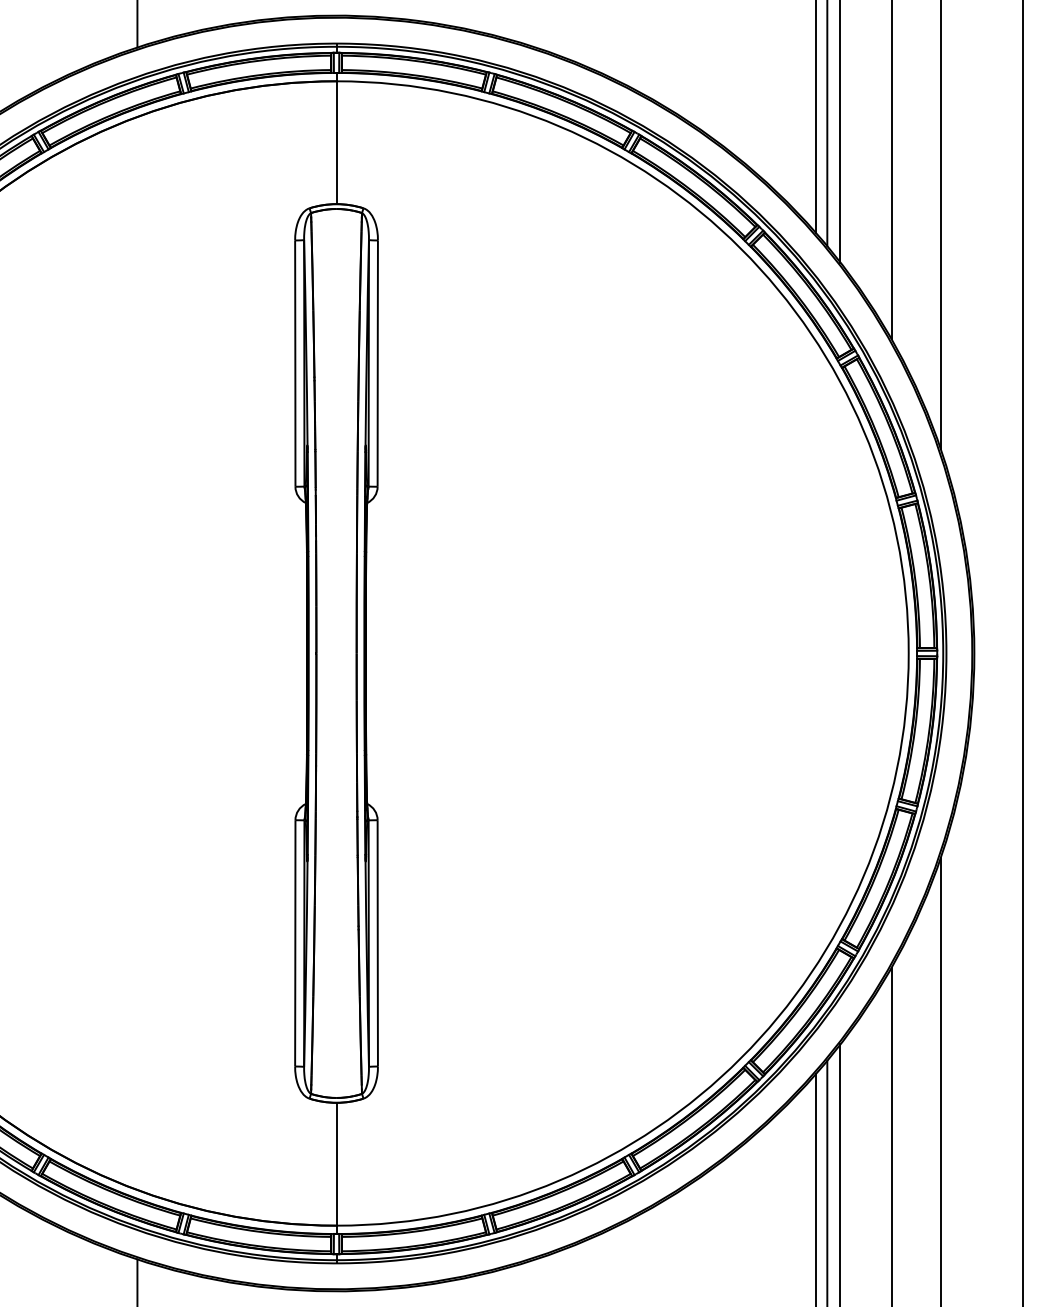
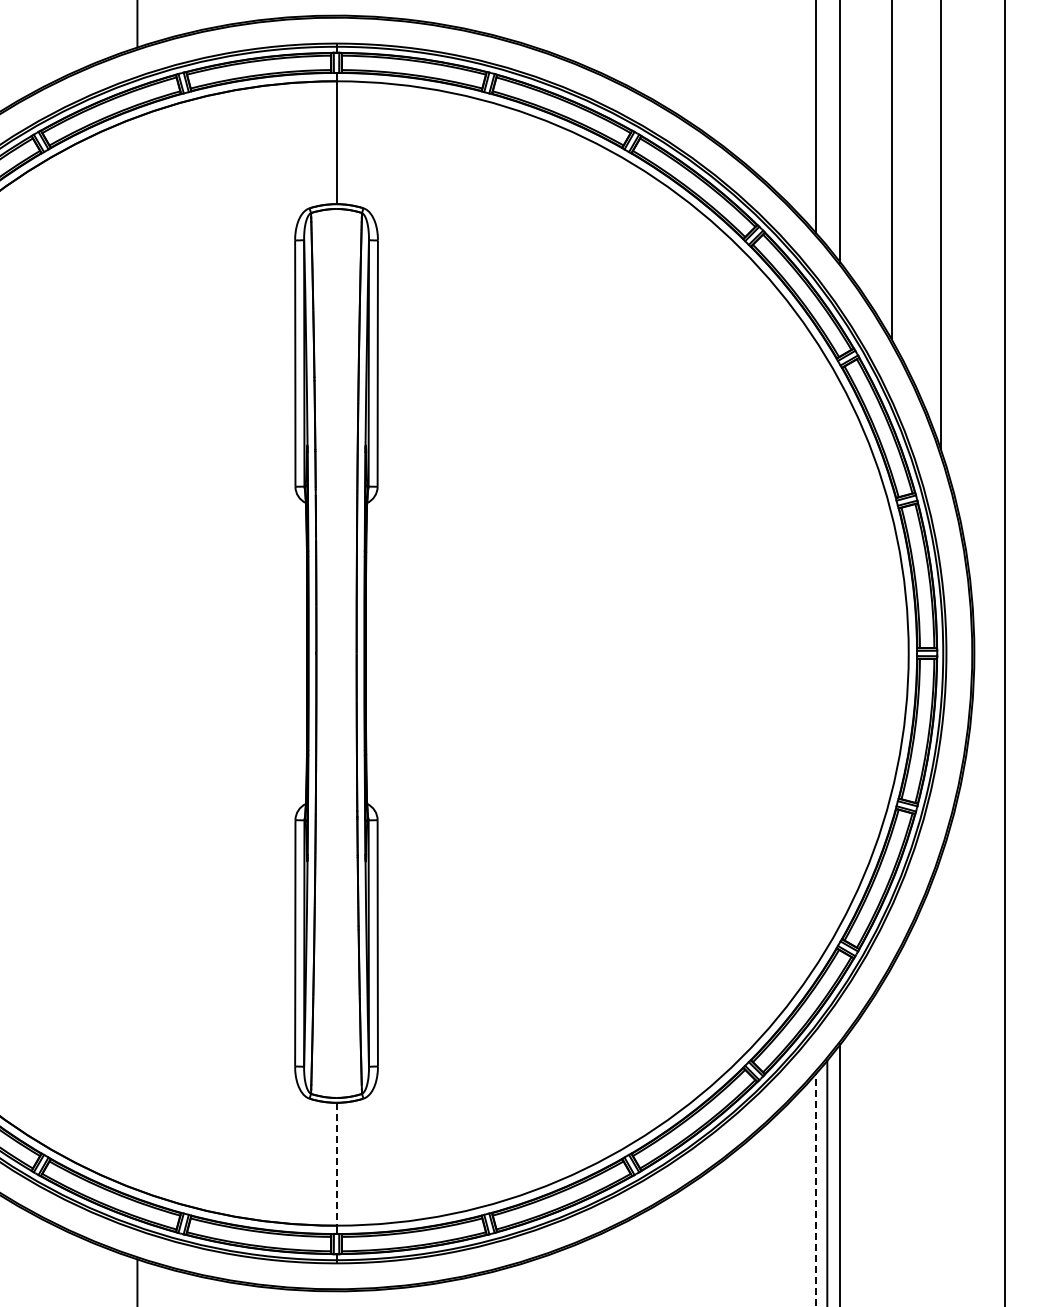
line: present -> none (827, 124)
line position: (1023, 652) -> (1005, 652) (1005, 652)
line: present -> none (940, 1080)
line: present -> none (891, 1135)
line: solid -> dashed (336, 1164)
line: solid -> dashed (815, 1190)
